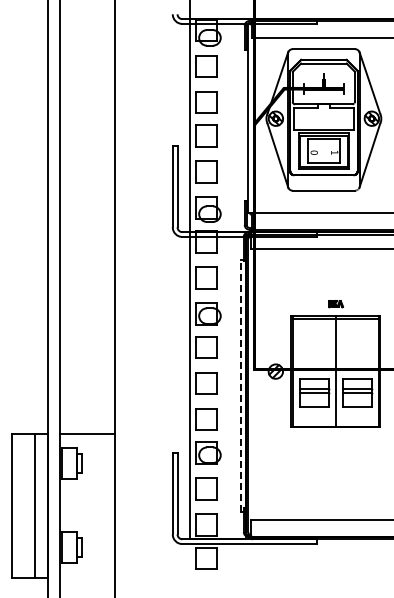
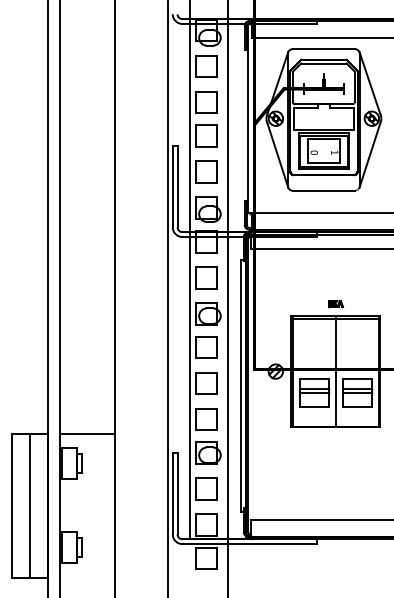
line: none -> present (167, 298)
line: none -> present (227, 298)
line: dashed -> solid (241, 385)
line position: (35, 505) -> (30, 505) (30, 505)
